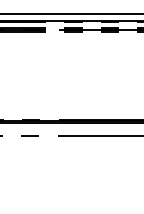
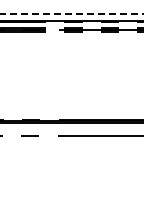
line: solid -> dashed (72, 13)
